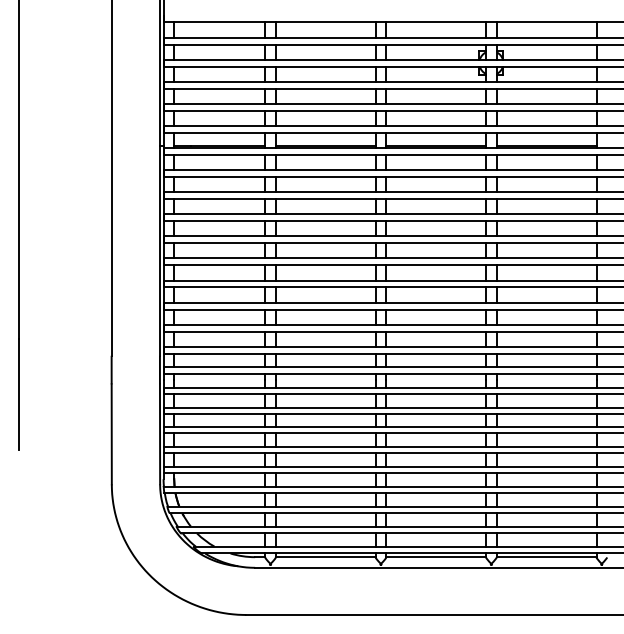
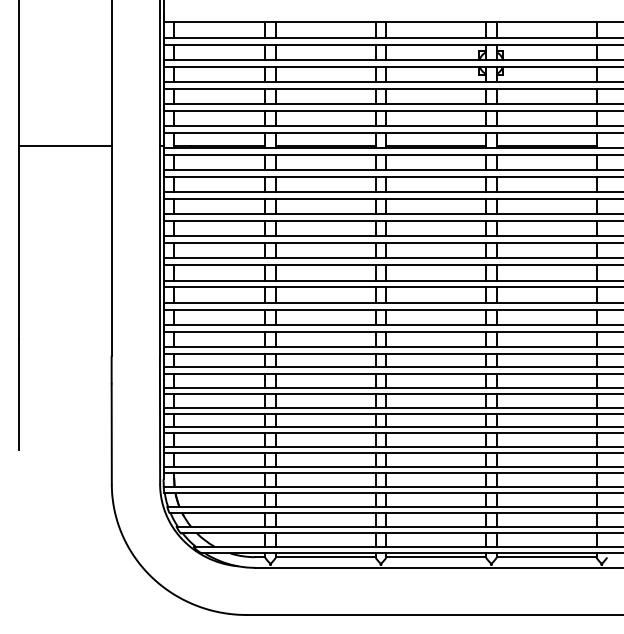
line: none -> present (64, 145)
